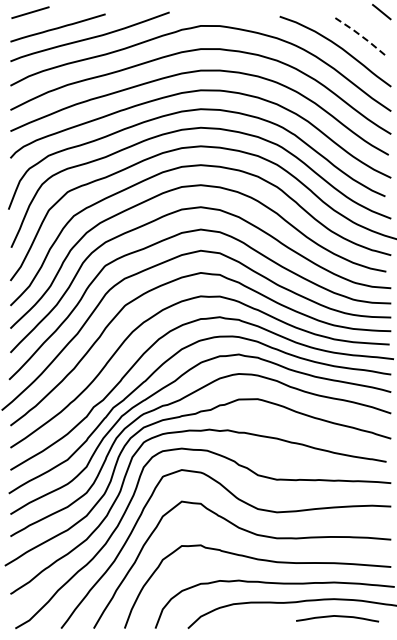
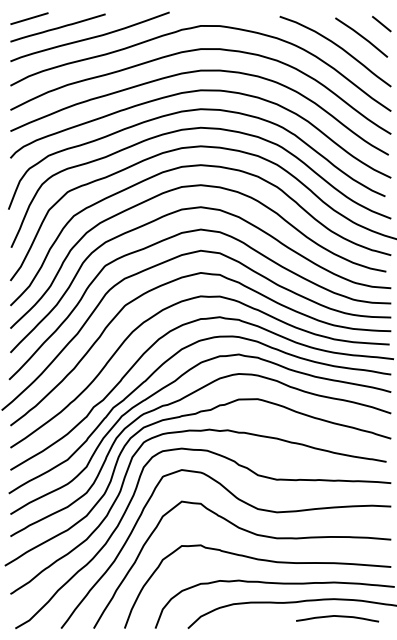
line position: (30, 12) -> (29, 18) (29, 18)
line position: (381, 12) -> (381, 24) (381, 24)
line: dashed -> solid (362, 36)
